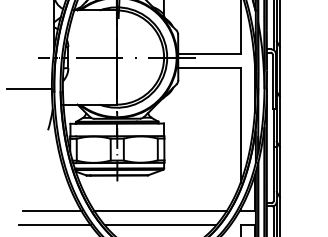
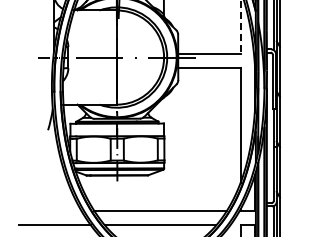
line: solid -> dashed (240, 27)
line: present -> none (29, 88)
line: present -> none (52, 211)
